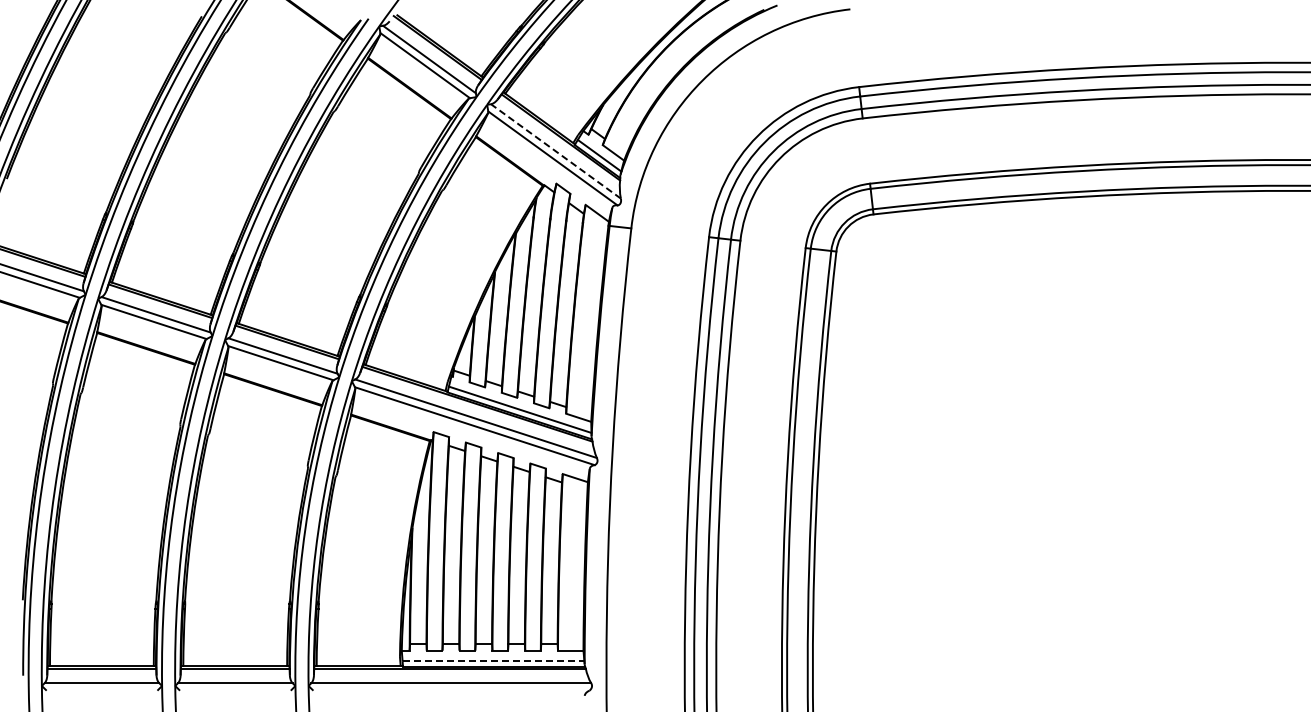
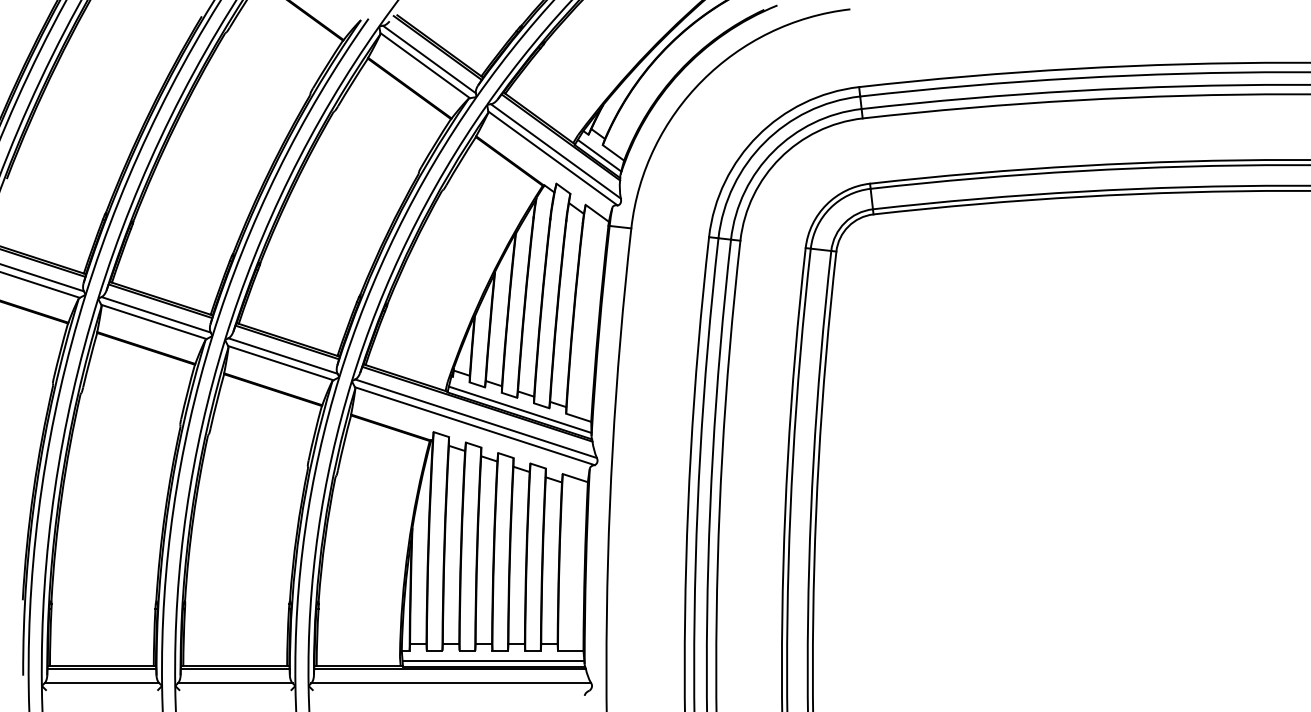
line: dashed -> solid (555, 151)
line: dashed -> solid (493, 661)
